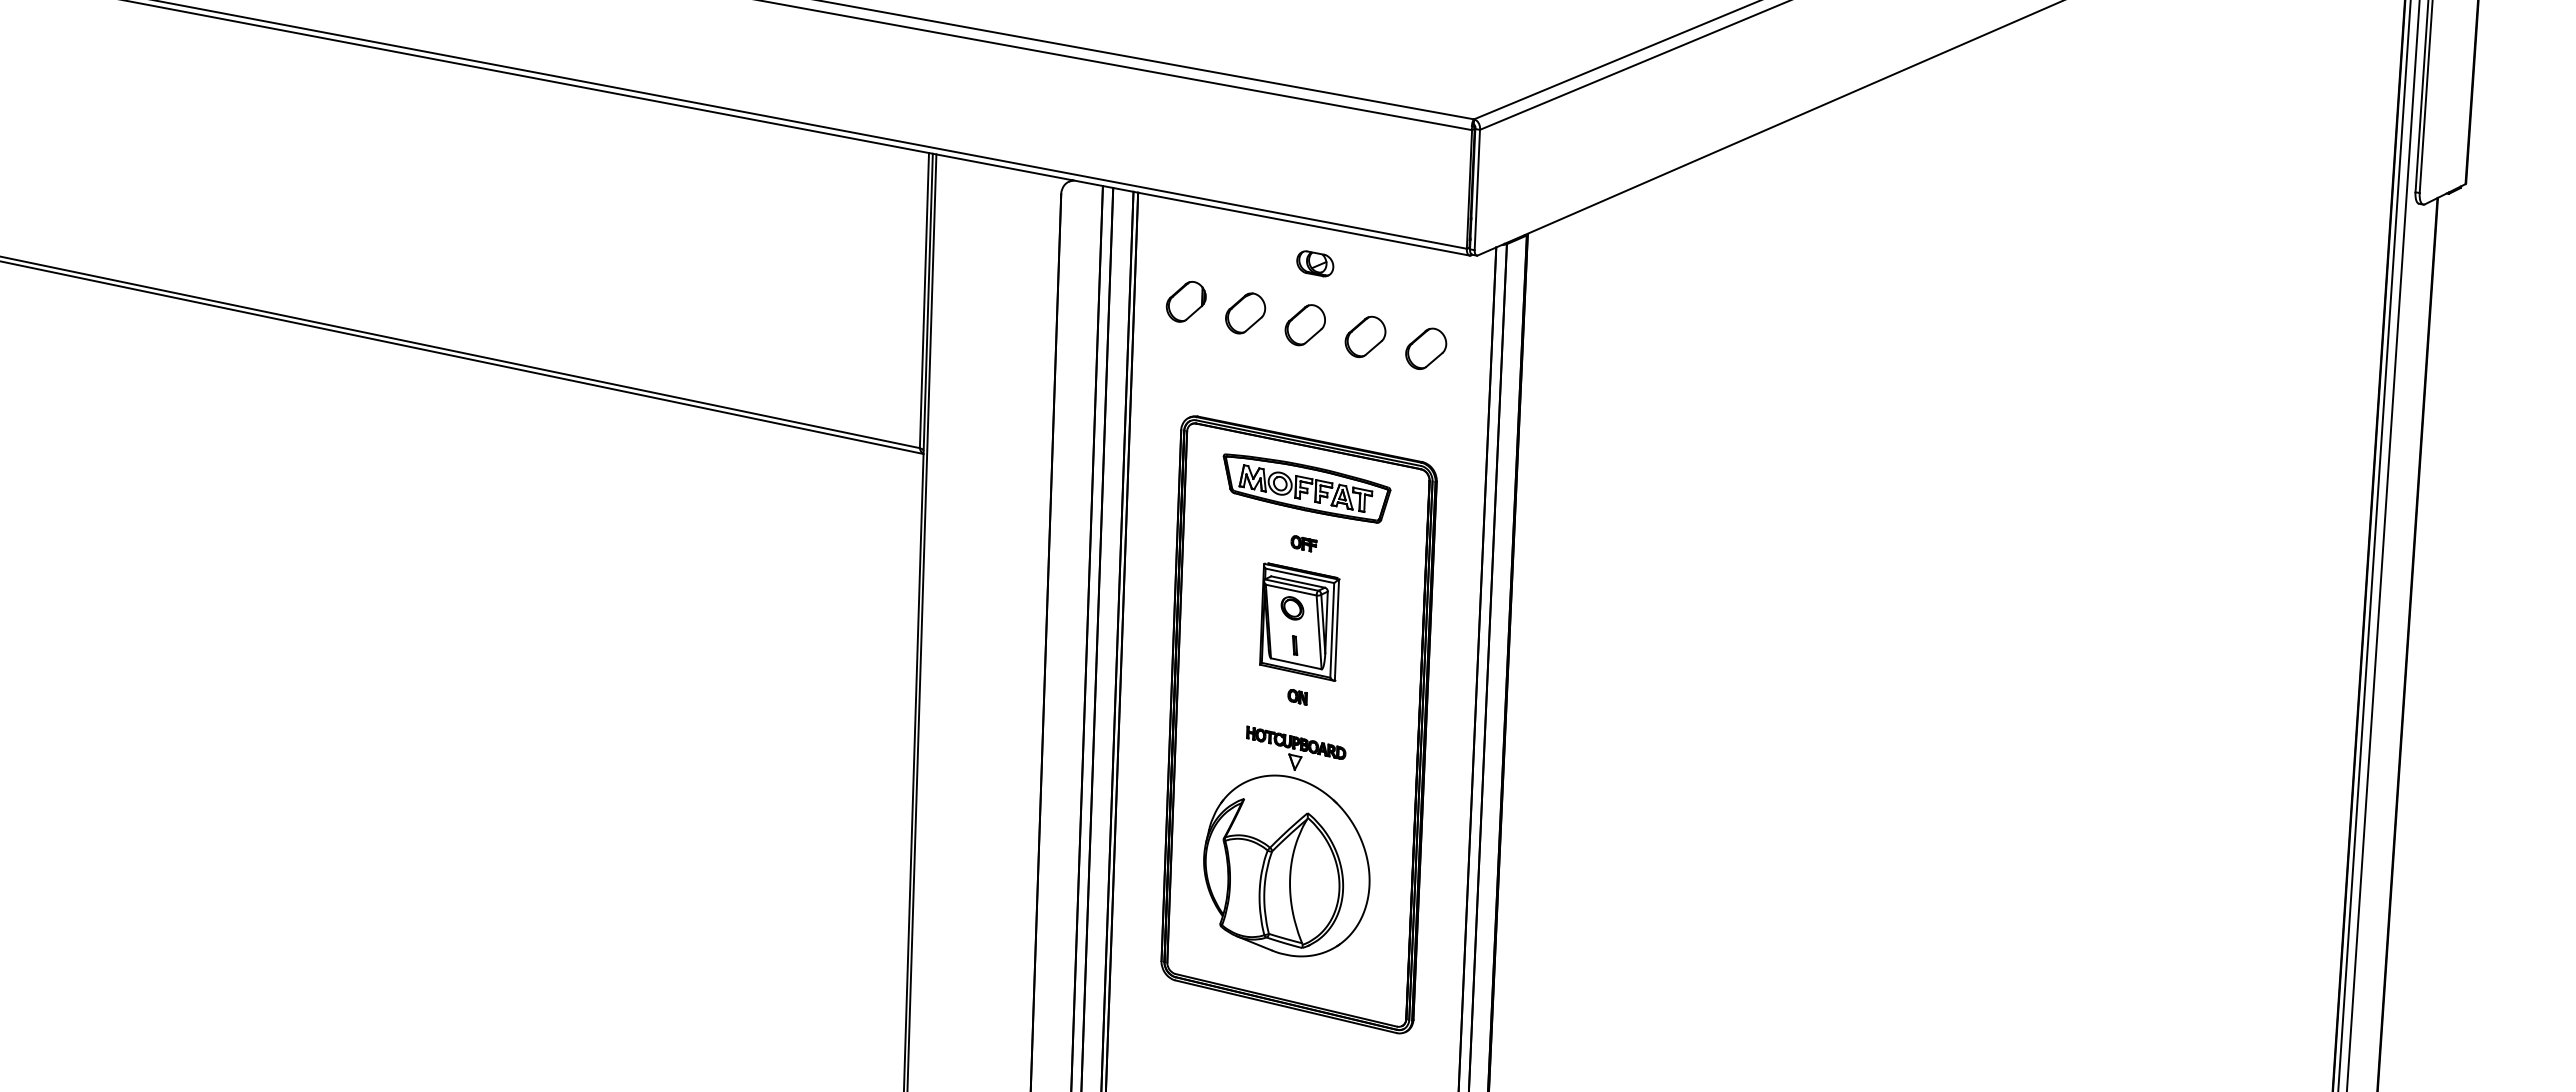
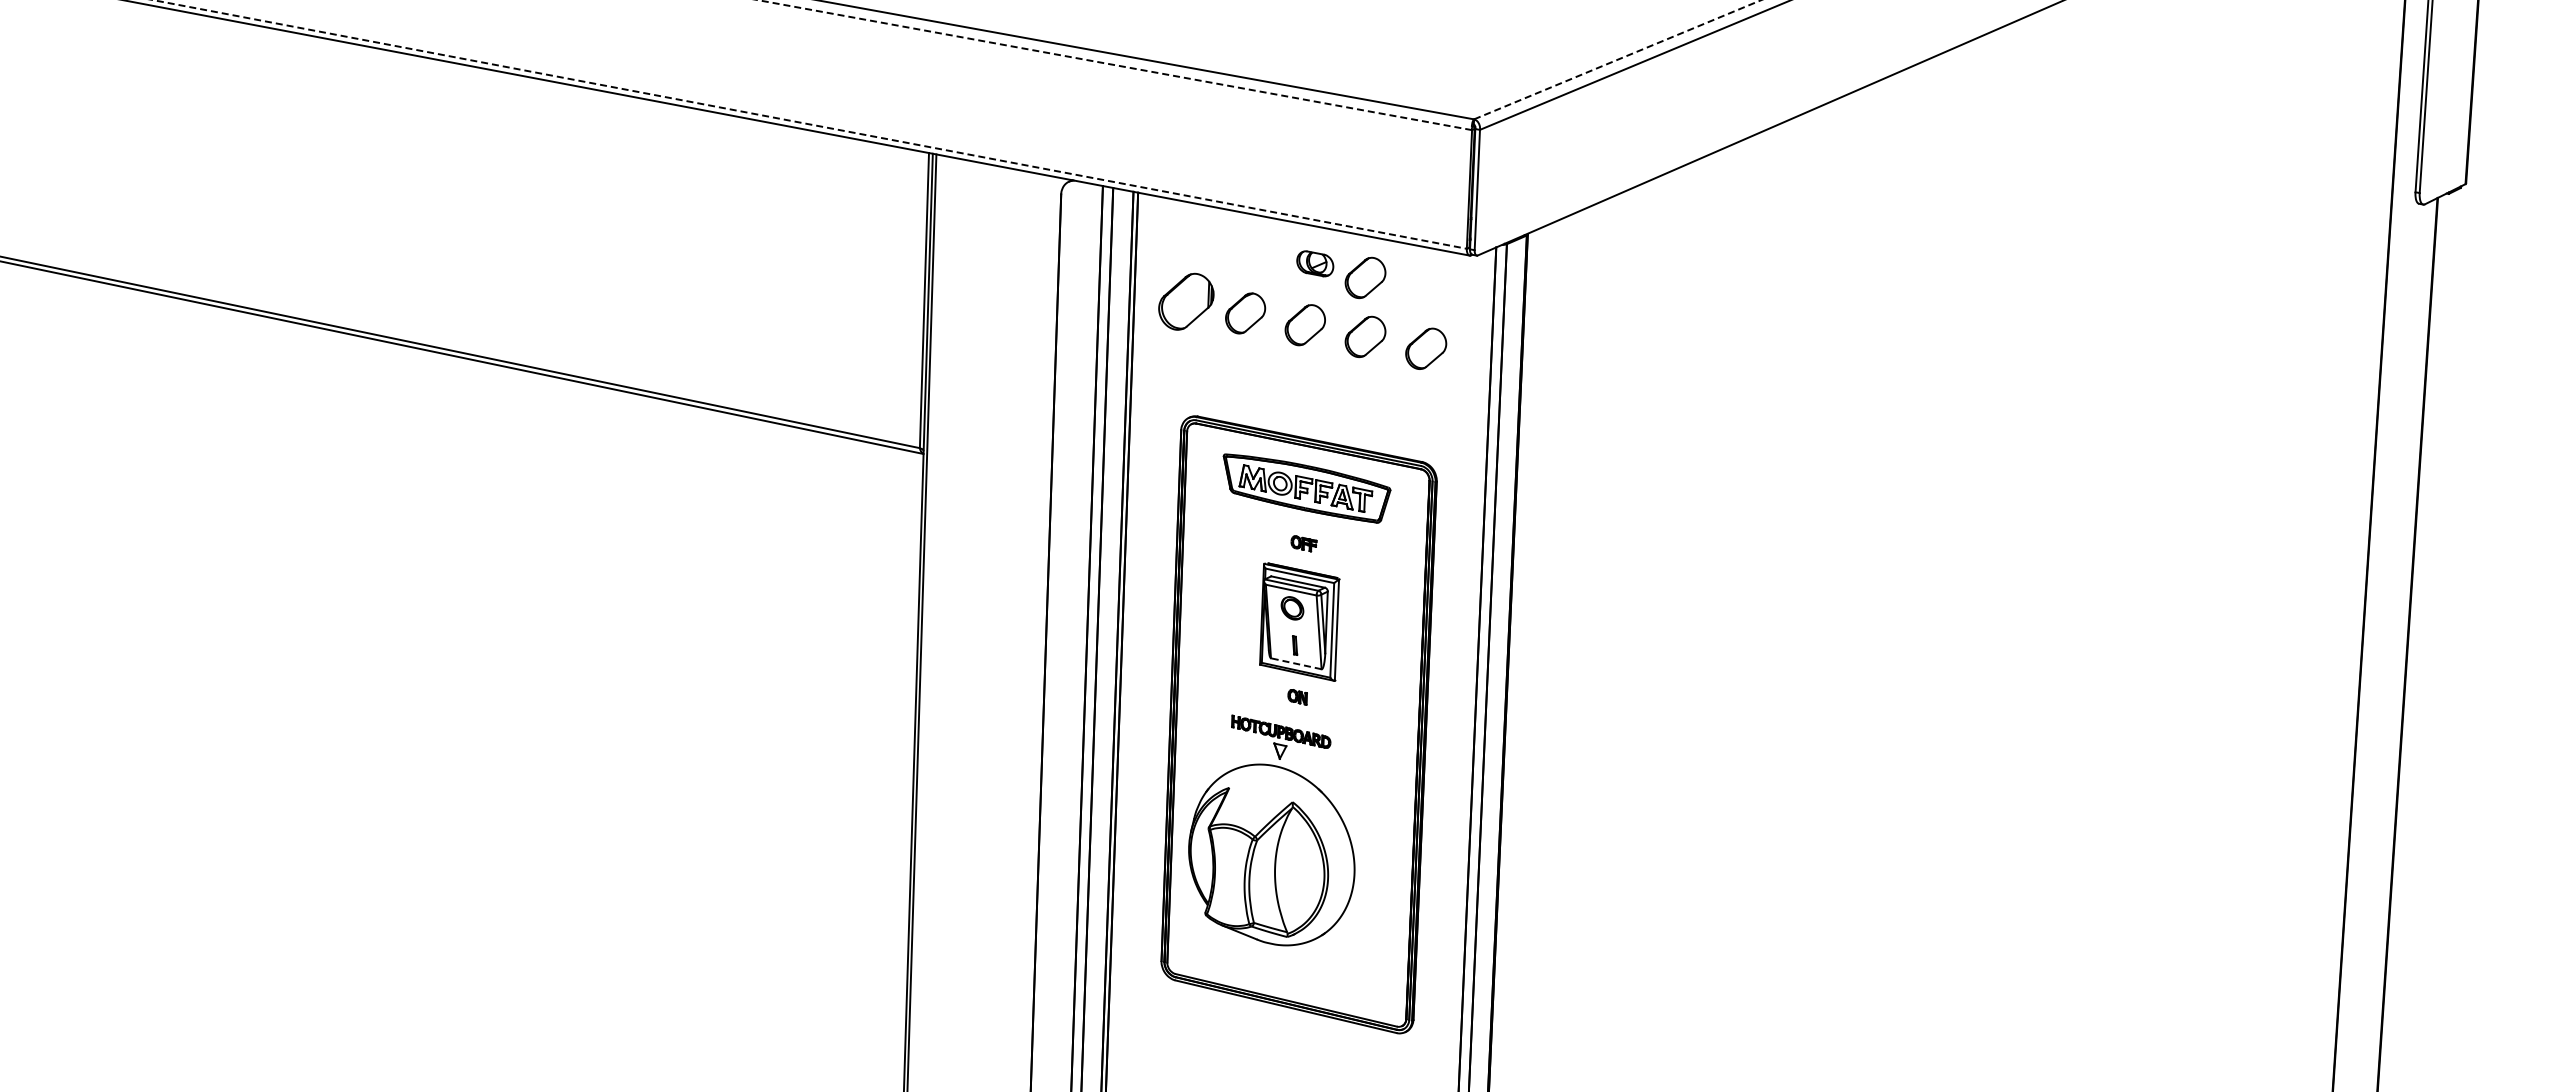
line: solid -> dashed (1618, 59)
line: solid -> dashed (1114, 65)
line: solid -> dashed (809, 124)
part: none -> present (1365, 277)
part size: 42x42 px -> 57x59 px (1186, 301)
line: present -> none (2374, 545)
line: present -> none (2383, 545)
line: solid -> dashed (1296, 663)
part position: (1286, 841) -> (1271, 830) (1271, 830)
